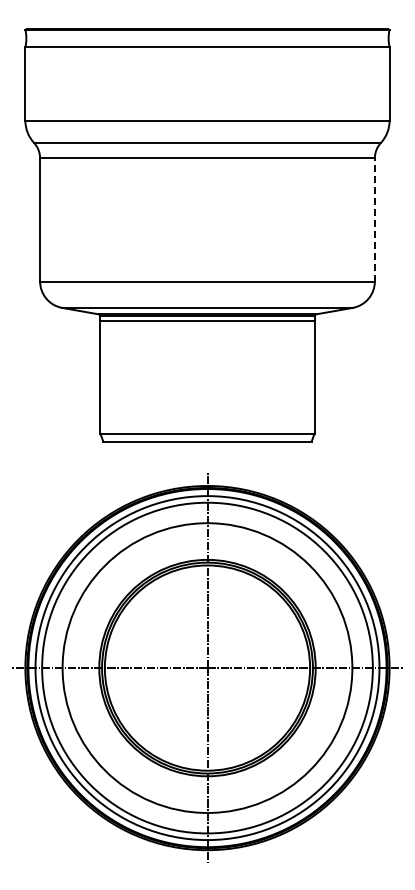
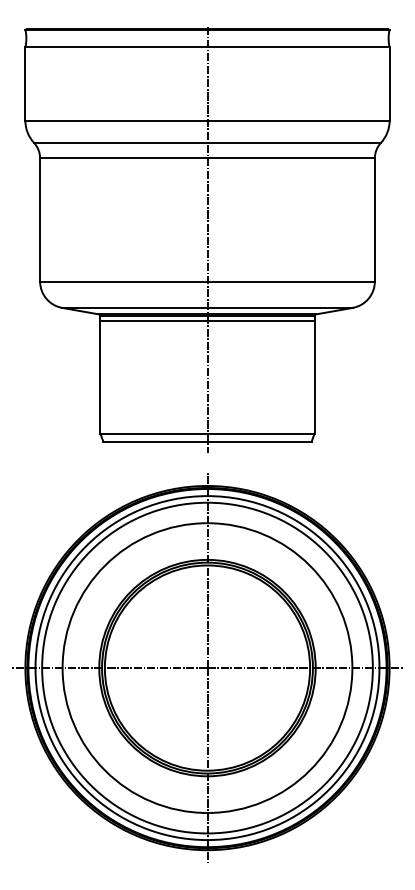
line: dashed -> solid (374, 219)
line: none -> present (207, 239)
